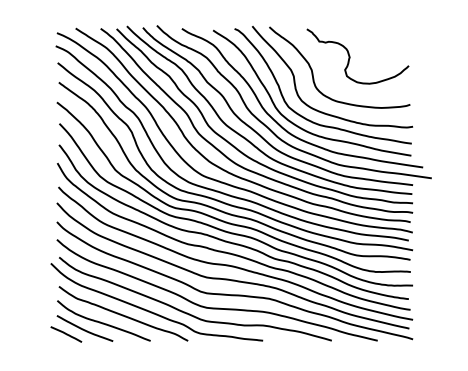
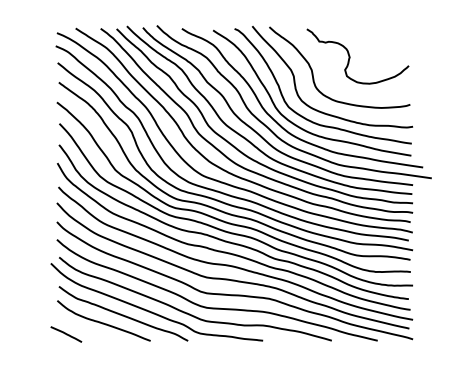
curve: present -> none (83, 328)
